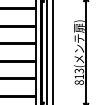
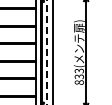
line: solid -> dashed (47, 52)
text: 813( -> 833( (78, 76)
